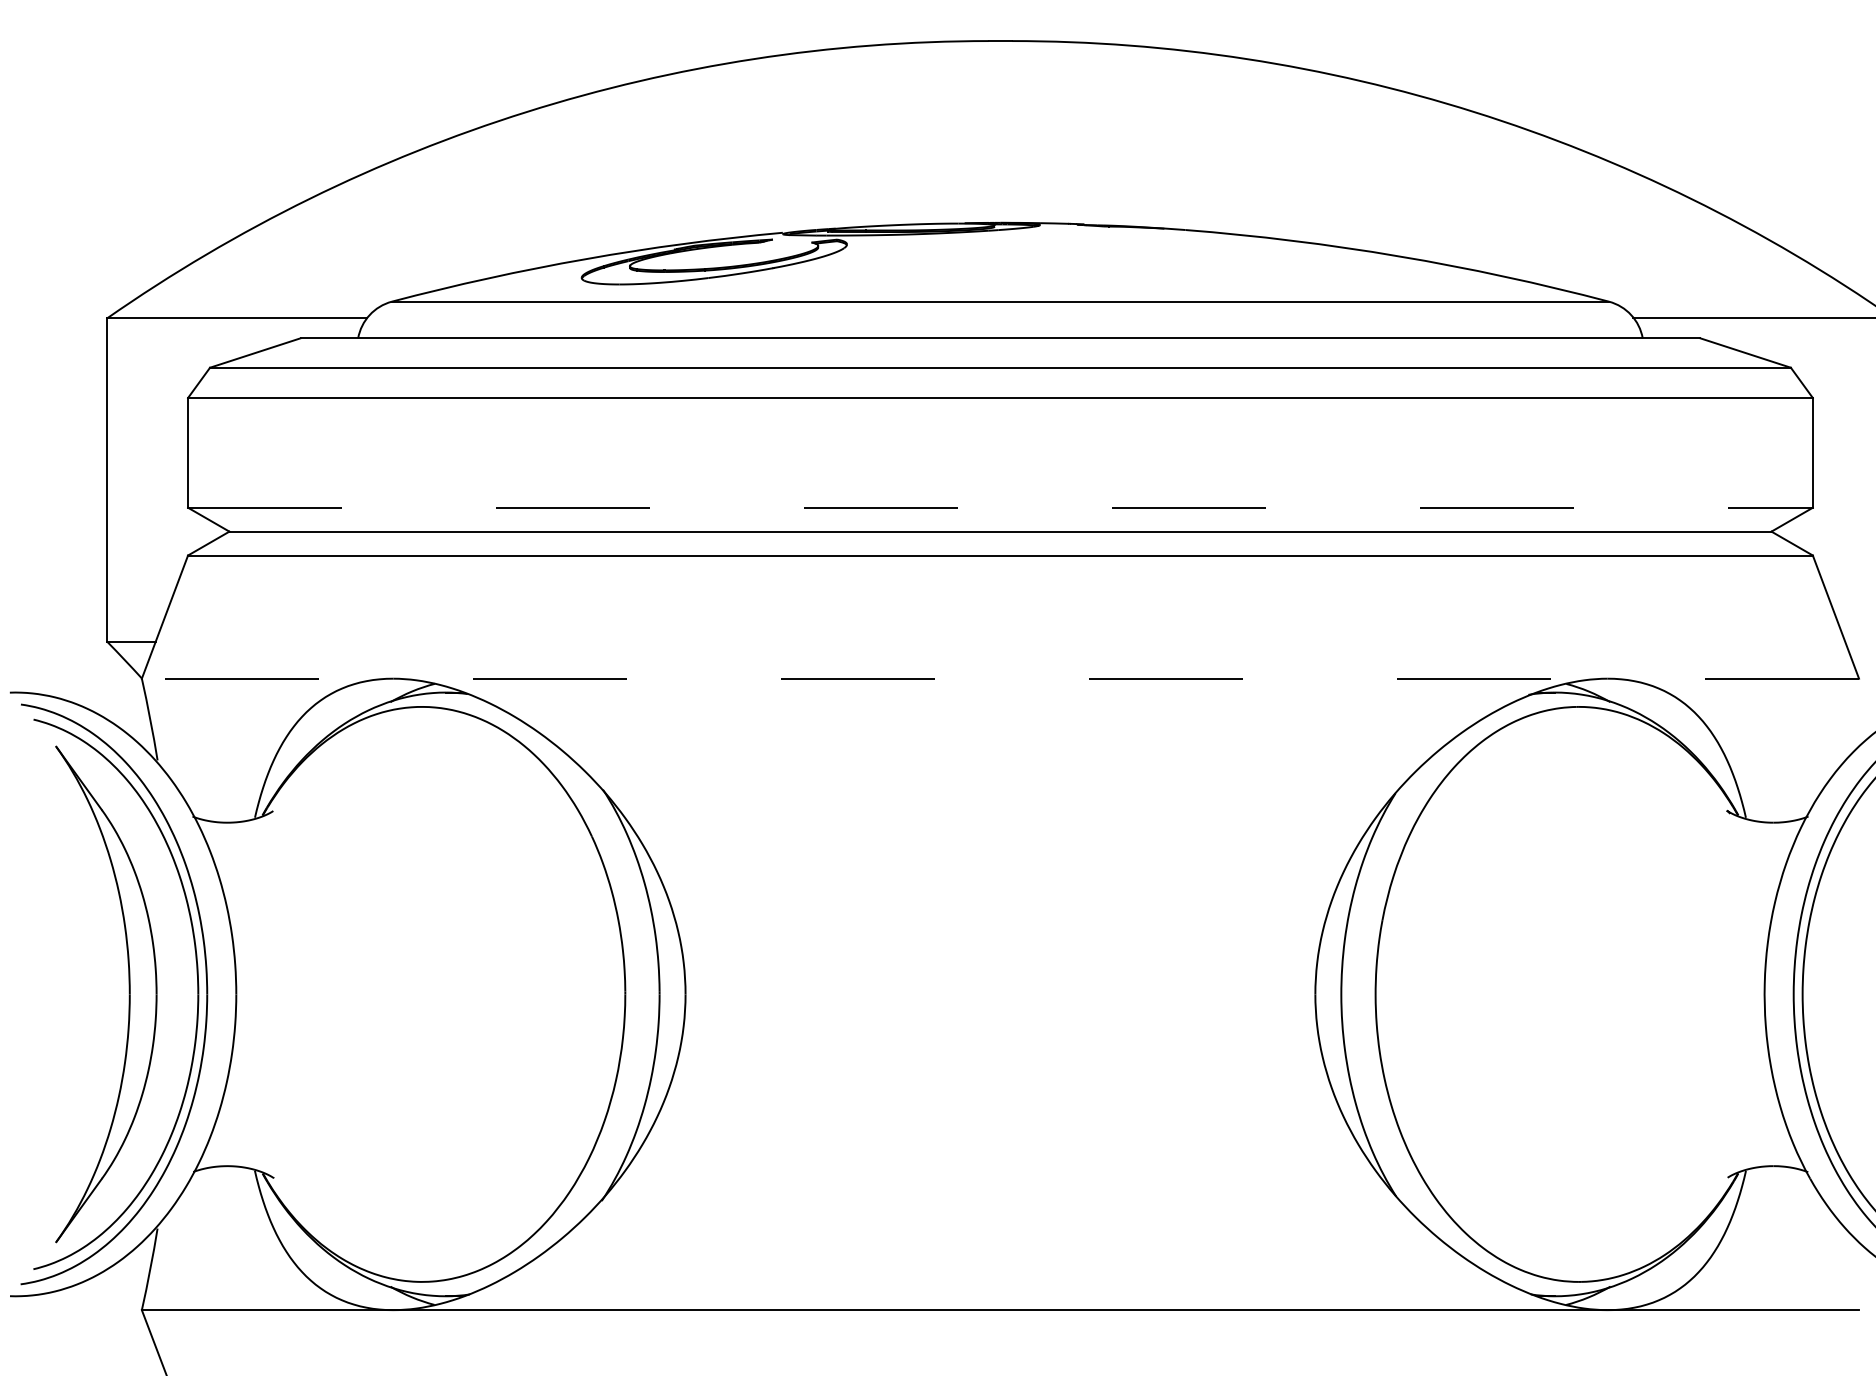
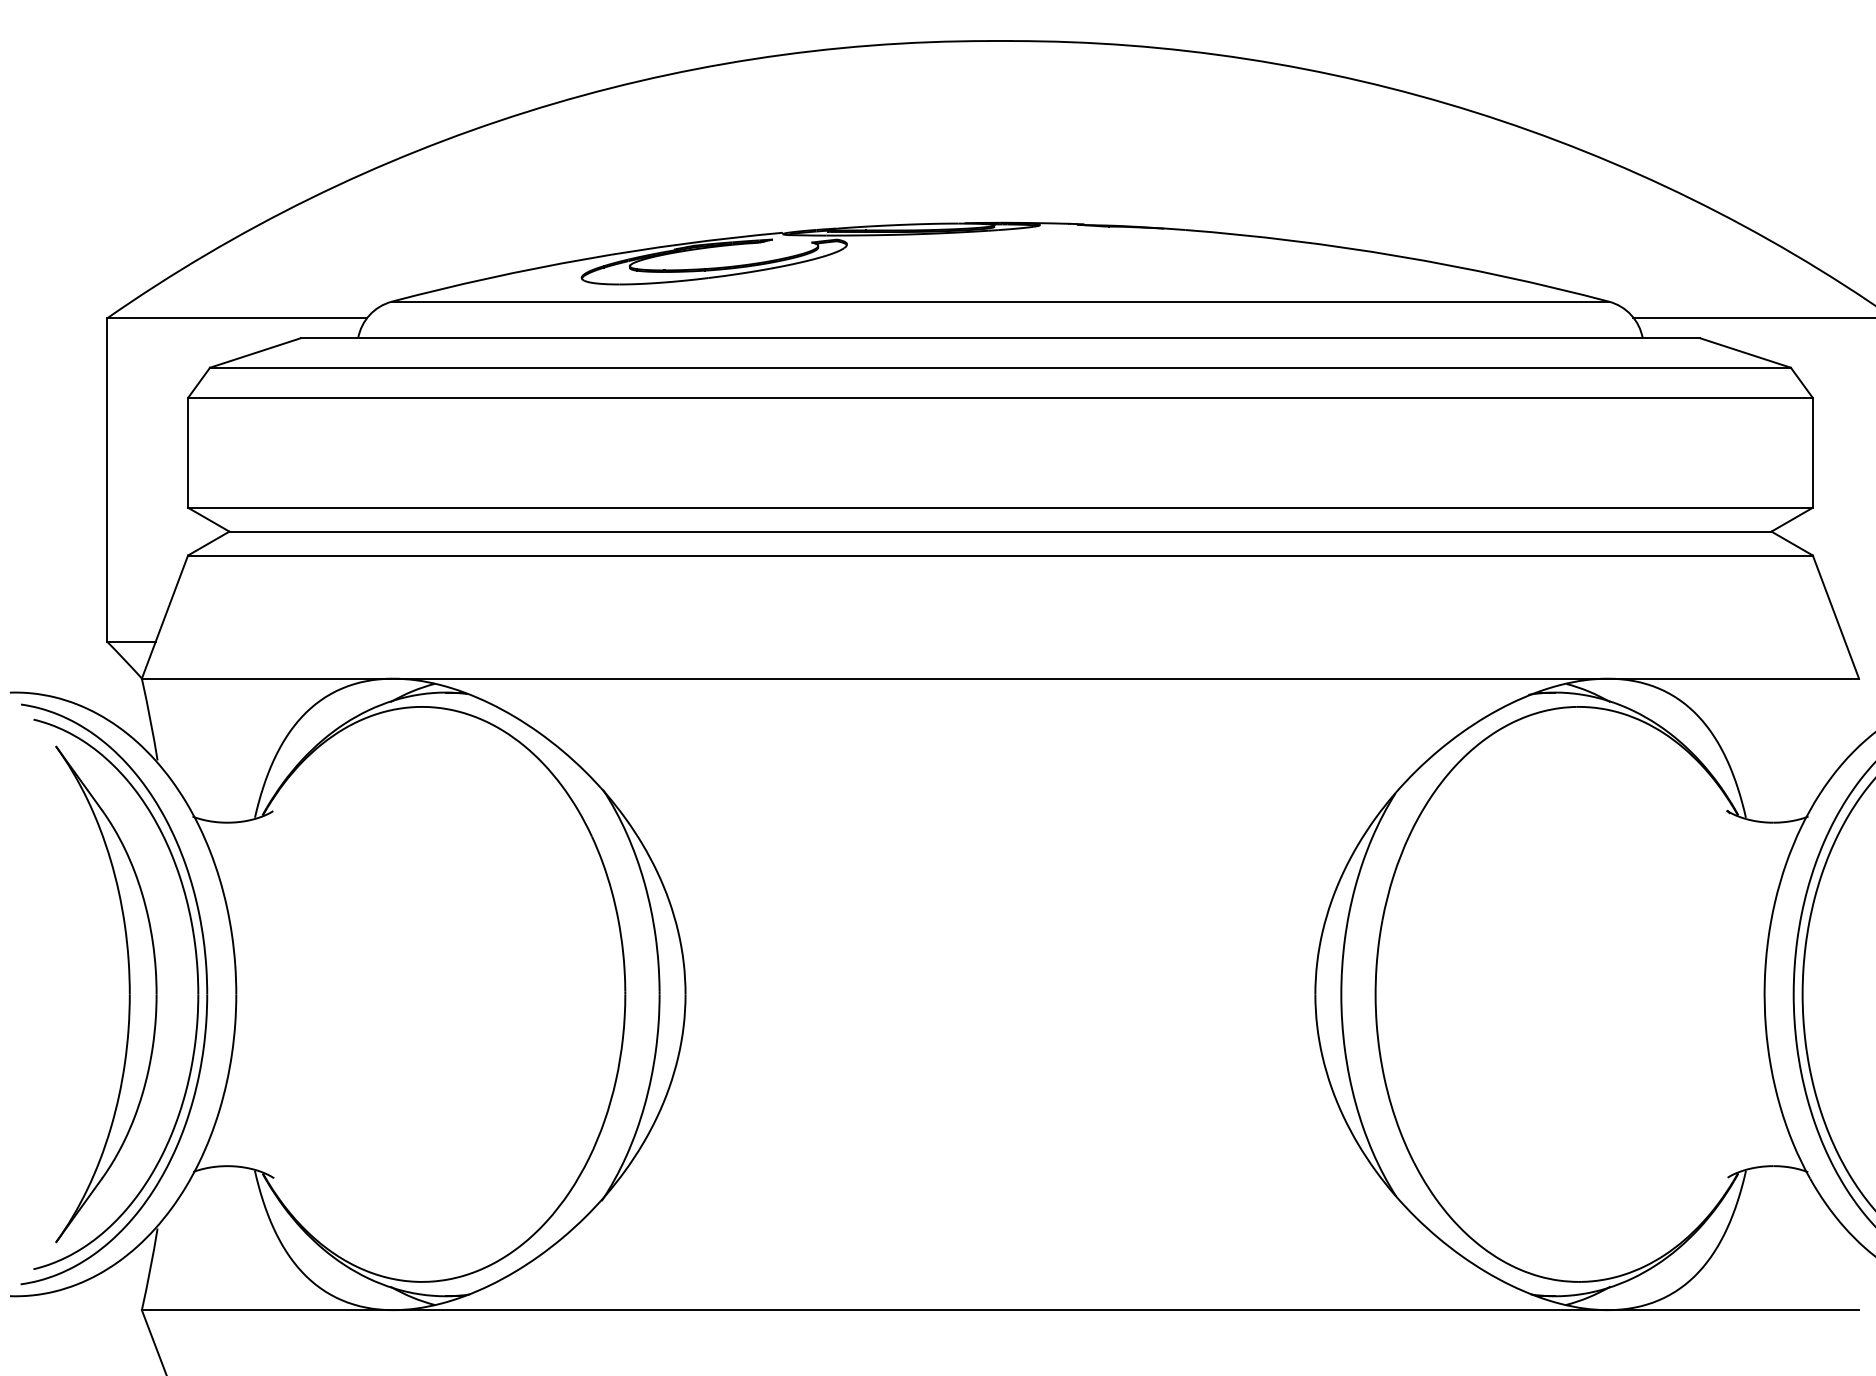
line: dashed -> solid (1000, 507)
line: dashed -> solid (1000, 678)
